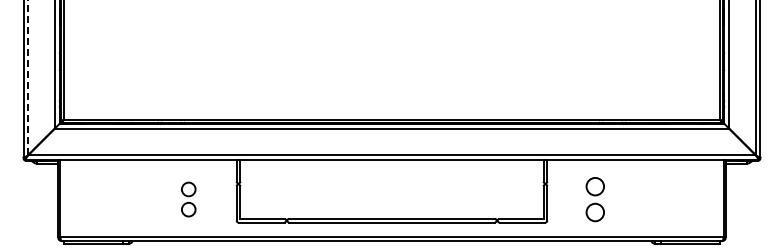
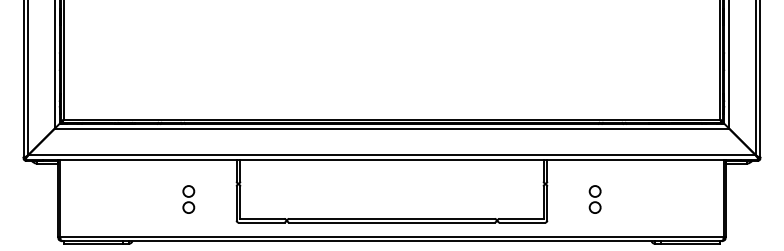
line: dashed -> solid (28, 77)
part size: 16x37 px -> 14x29 px (188, 199)
part size: 20x46 px -> 14x29 px (594, 199)
